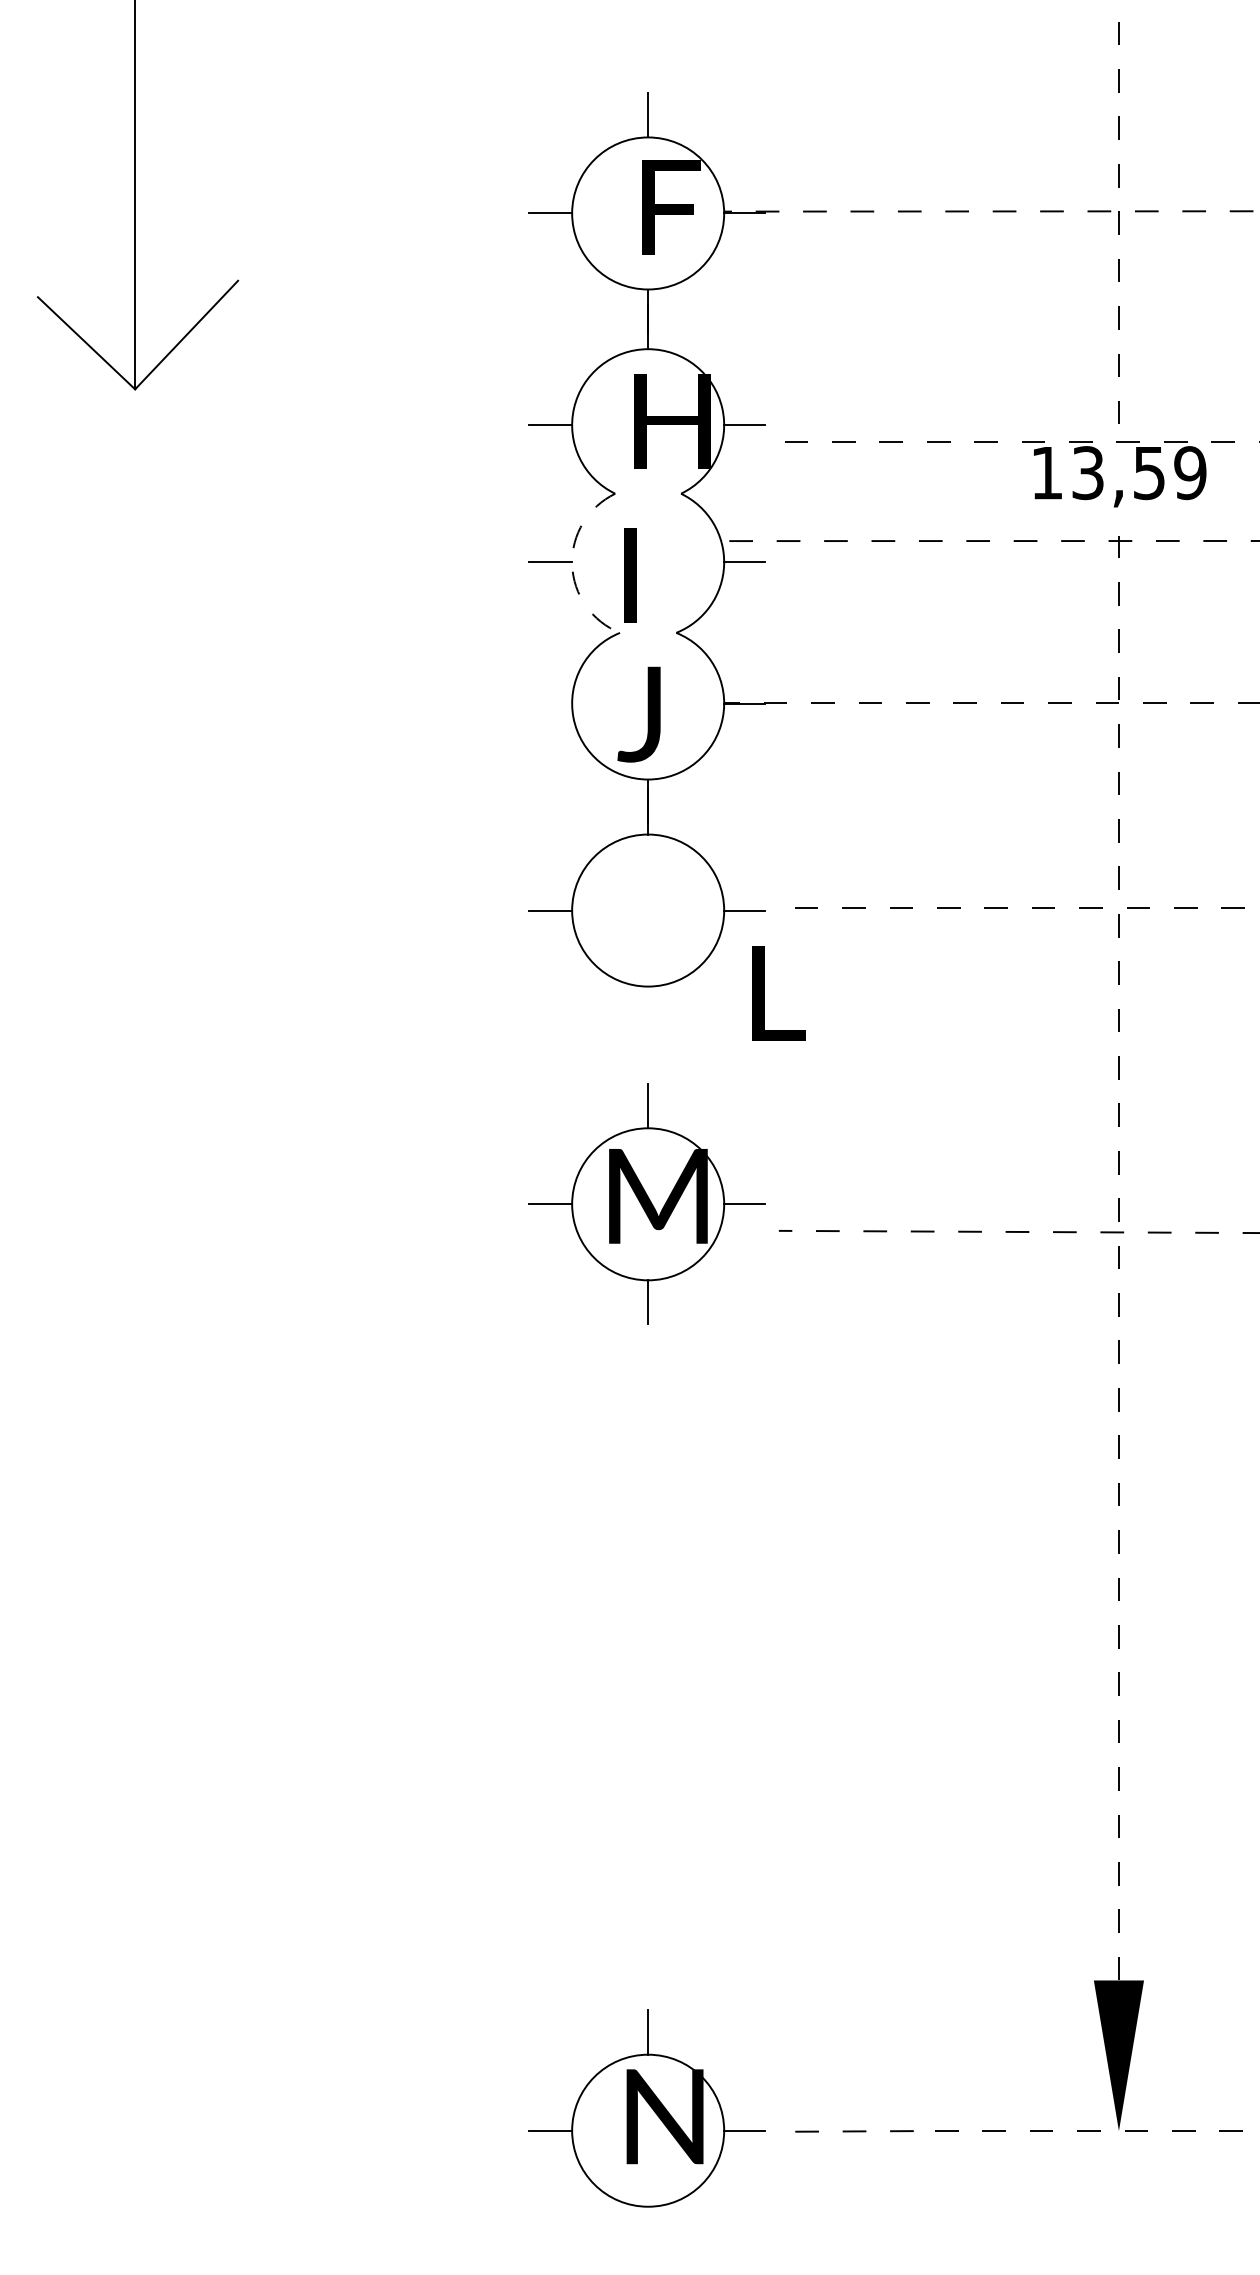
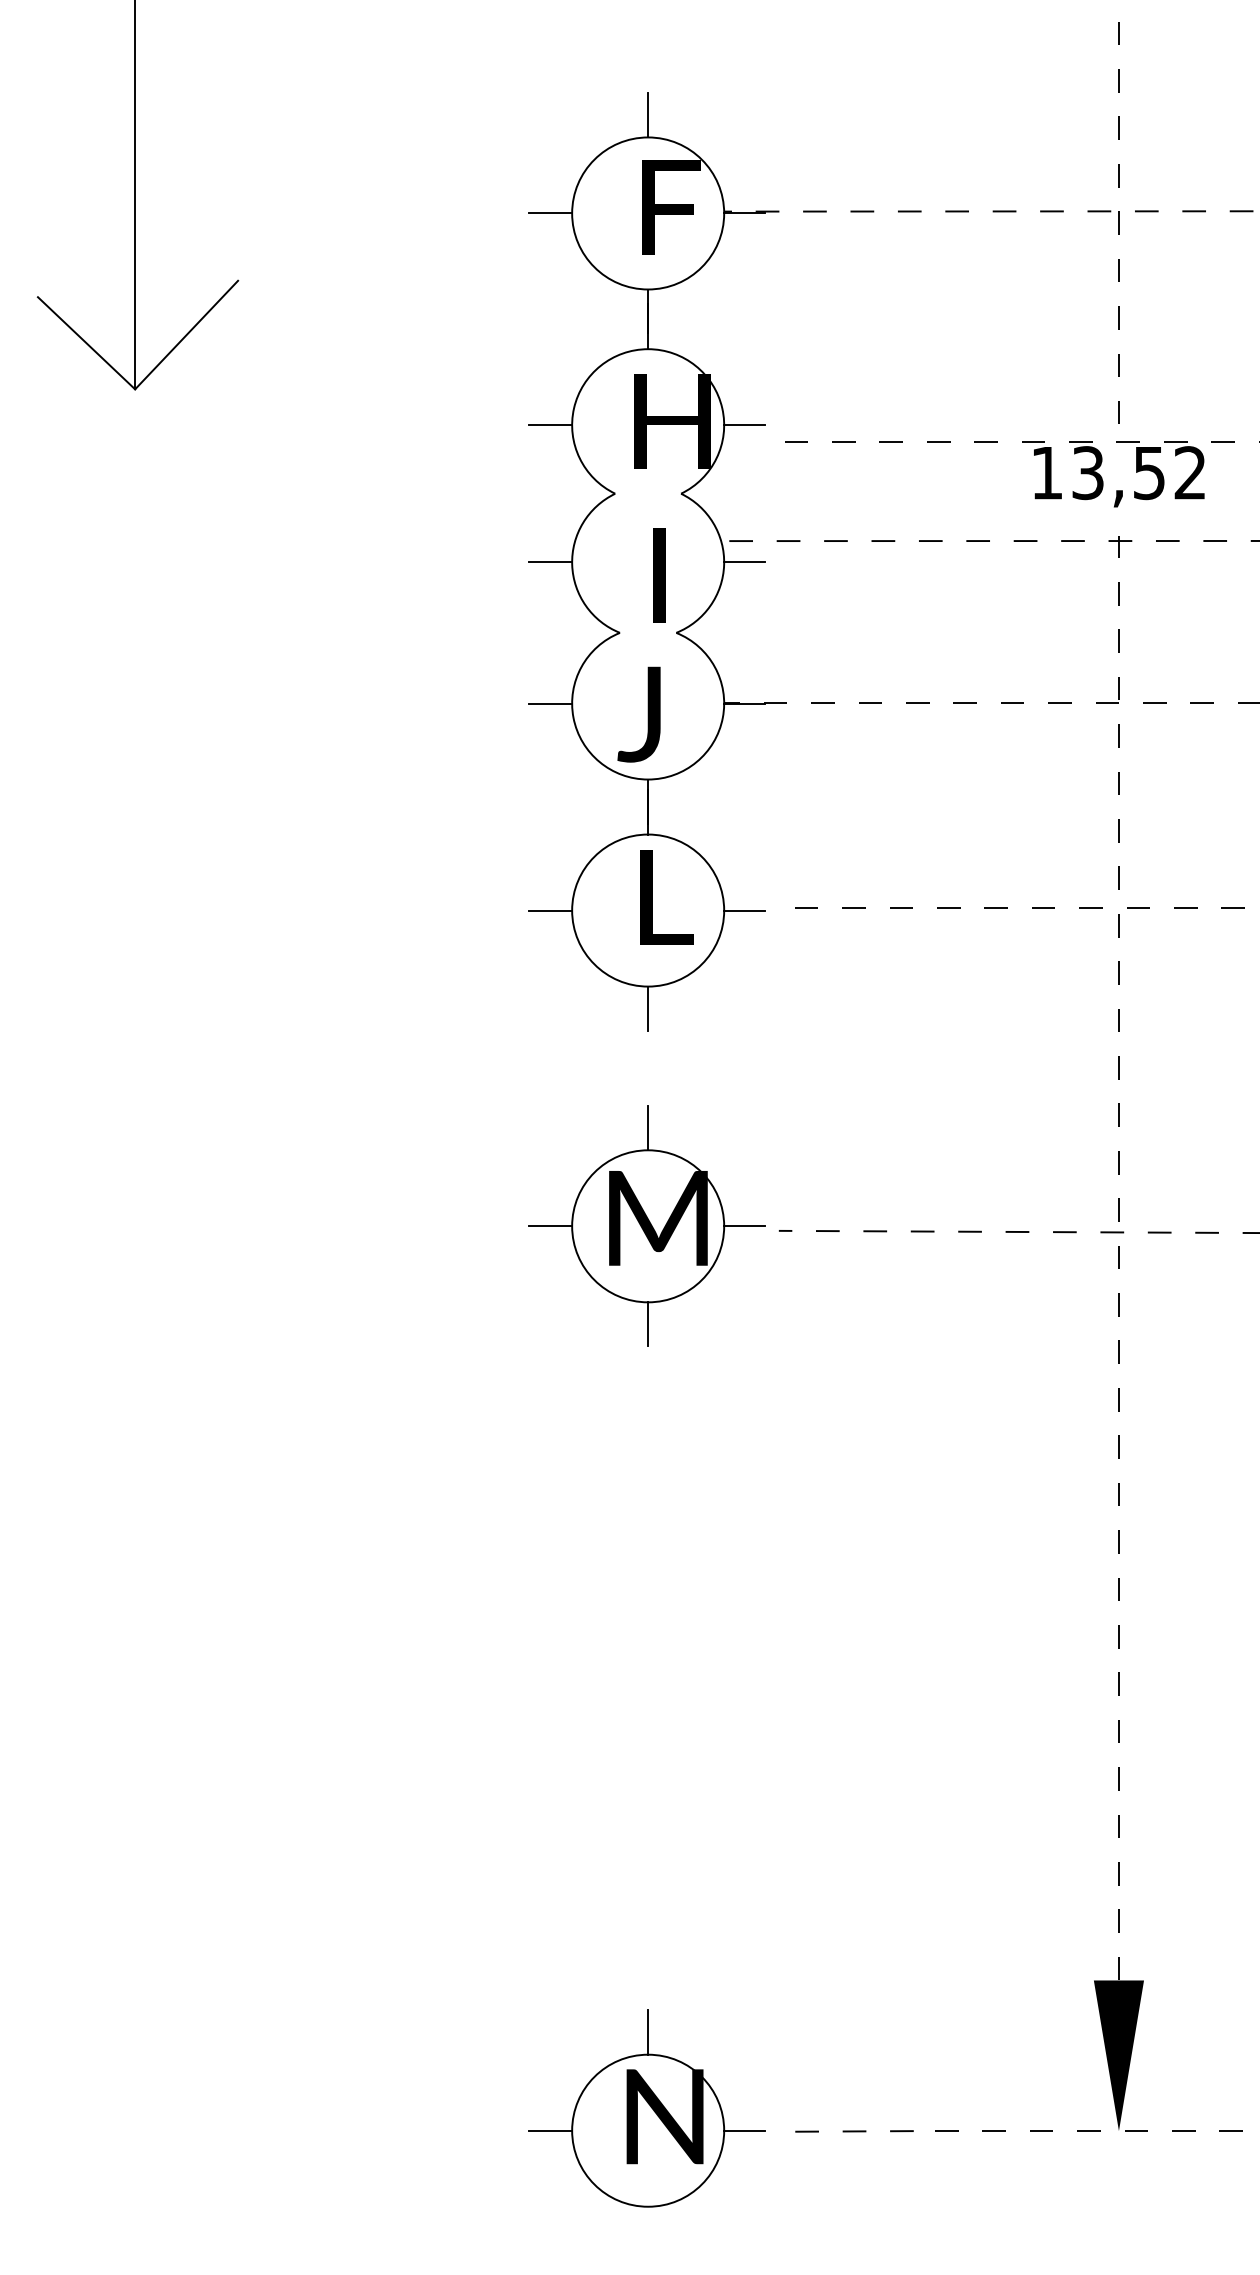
text: 13,59 -> 13,52 (1190, 473)
arc: dashed -> solid (572, 564)
text position: (630, 575) -> (659, 575) (659, 575)
line: none -> present (550, 703)
text position: (778, 993) -> (666, 897) (666, 897)
line: none -> present (648, 1008)
part position: (646, 1203) -> (646, 1225) (646, 1225)
